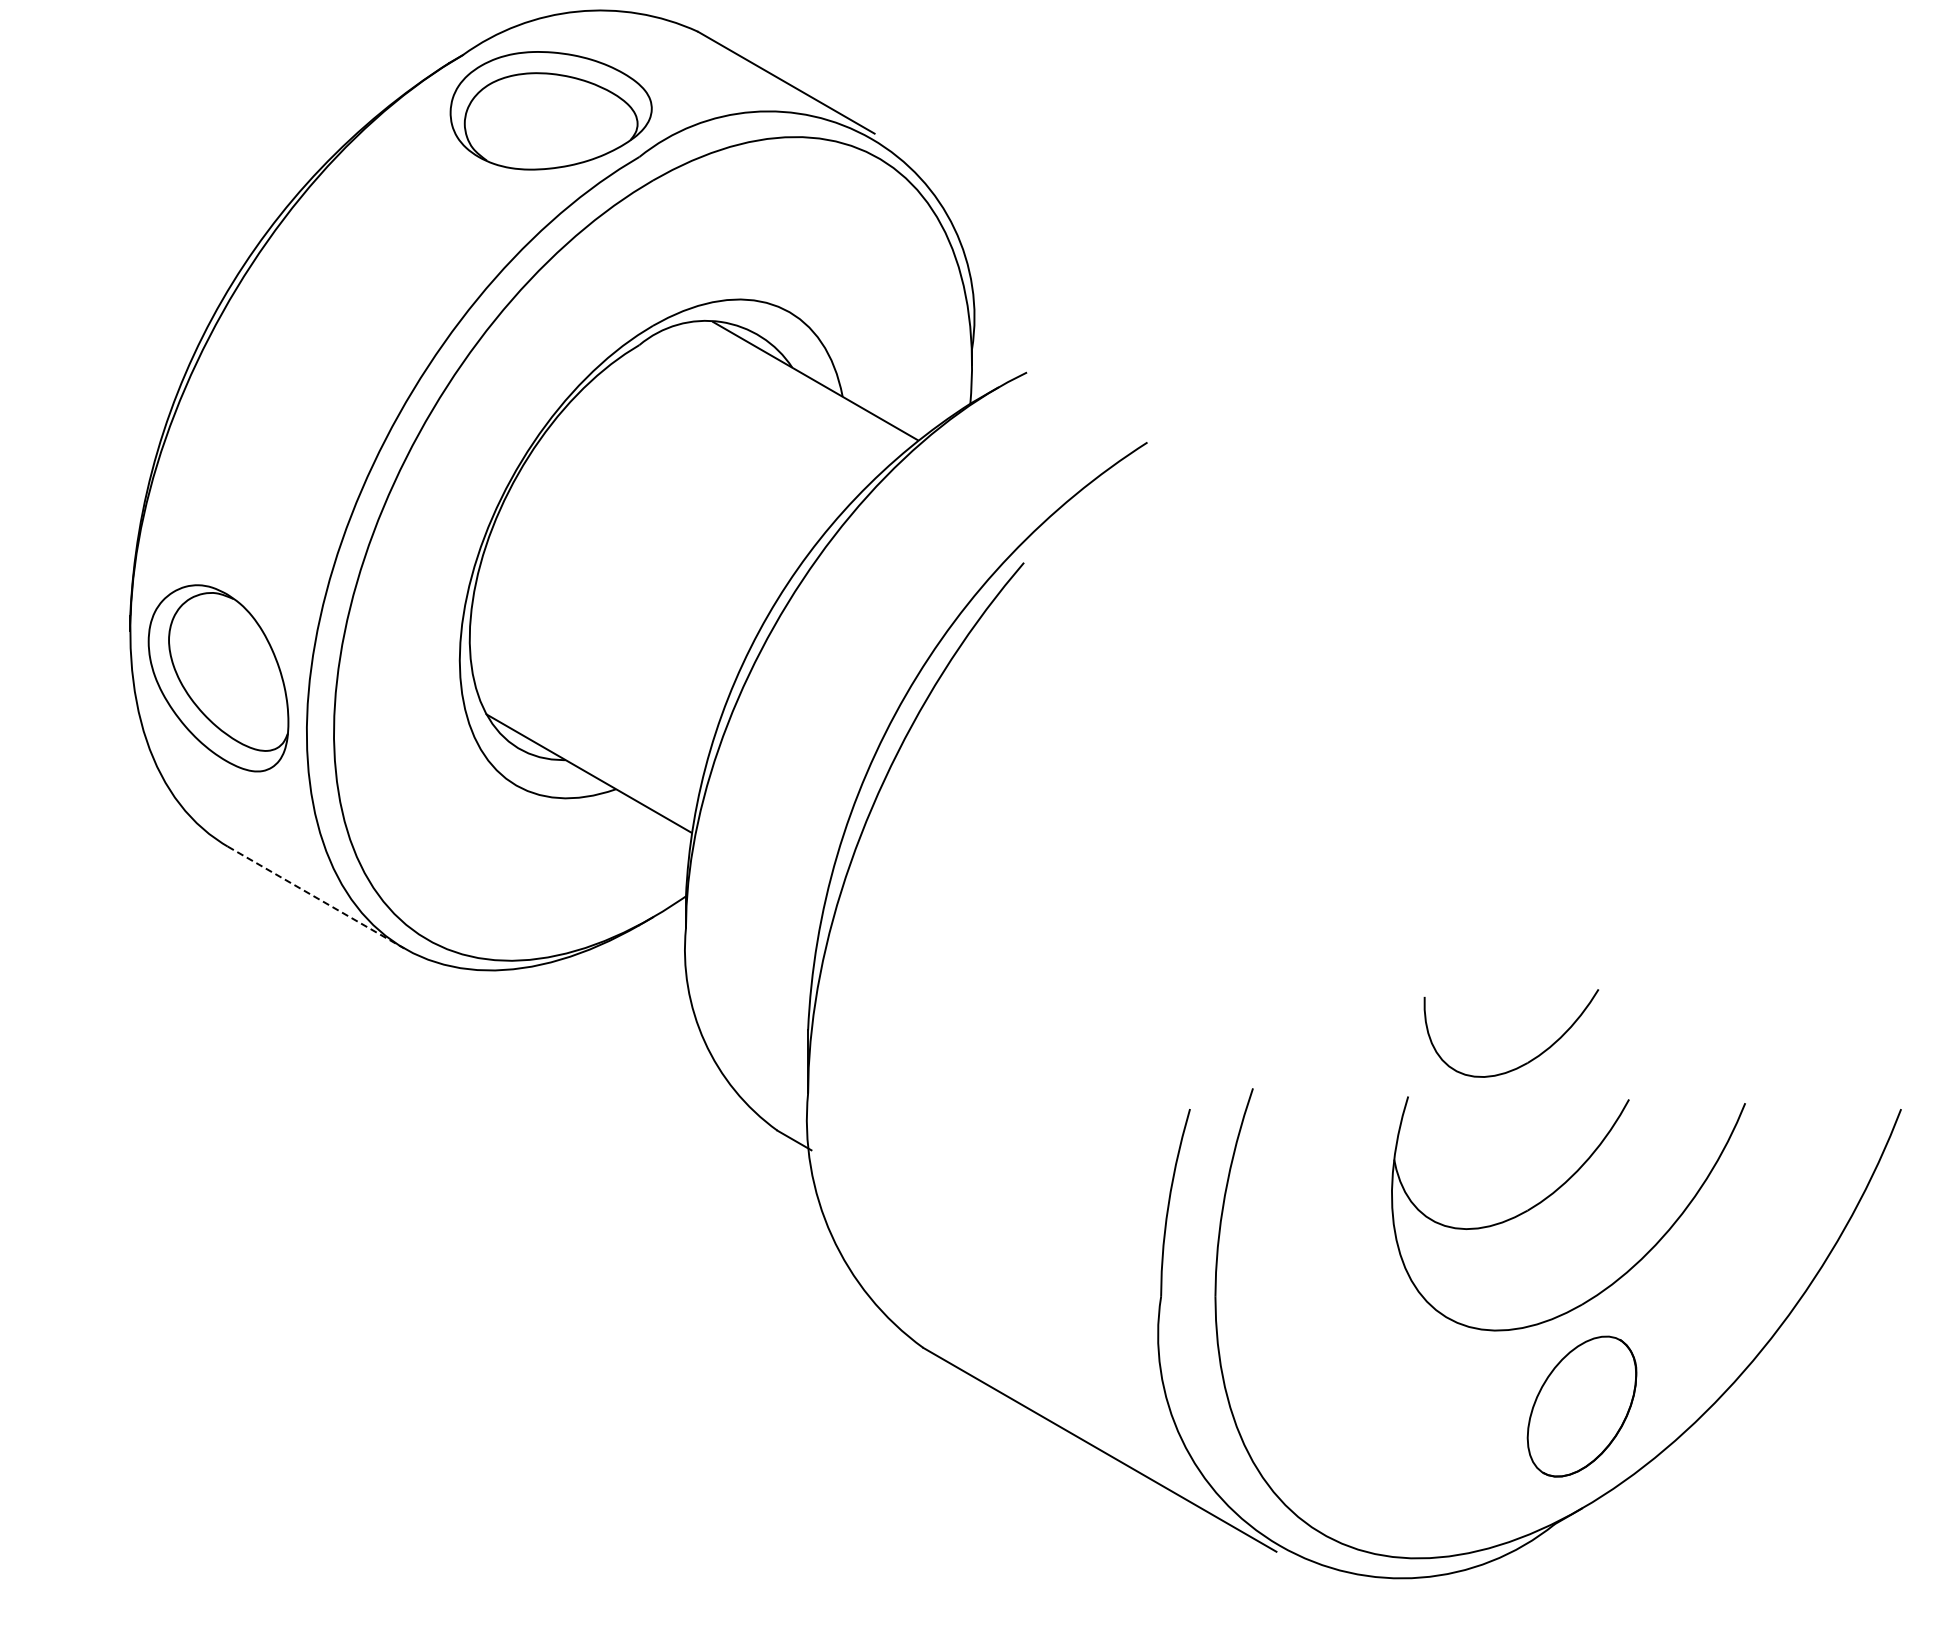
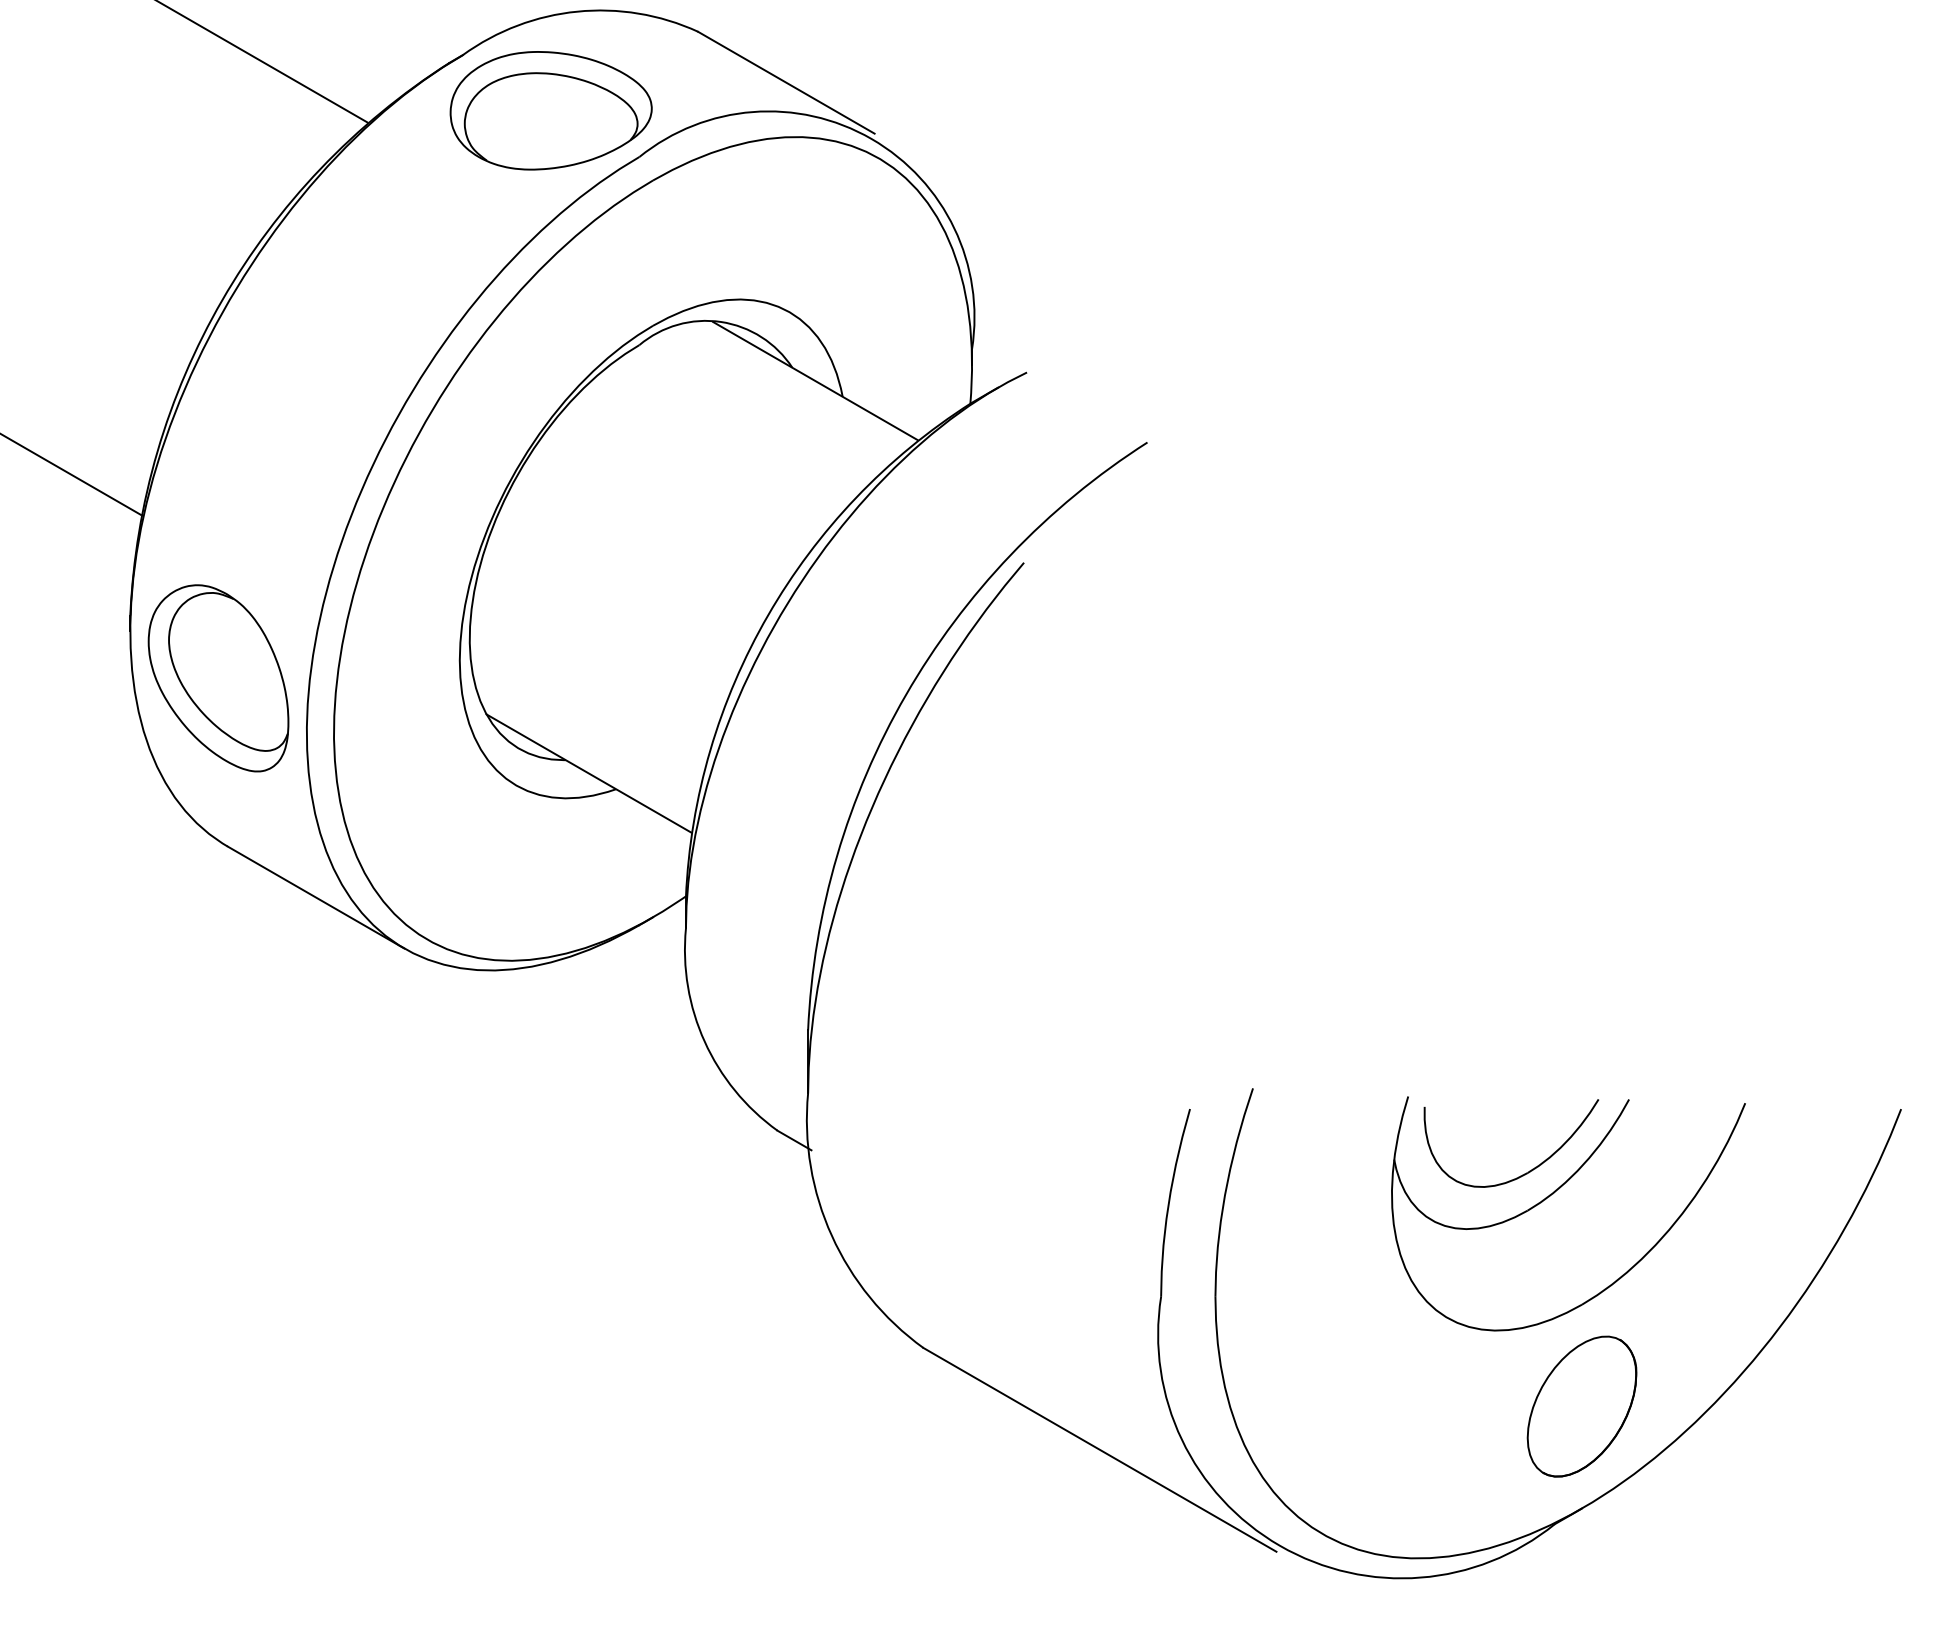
line: none -> present (263, 62)
line: none -> present (71, 474)
line: dashed -> solid (316, 897)
part position: (1529, 1060) -> (1529, 1170) (1529, 1170)
